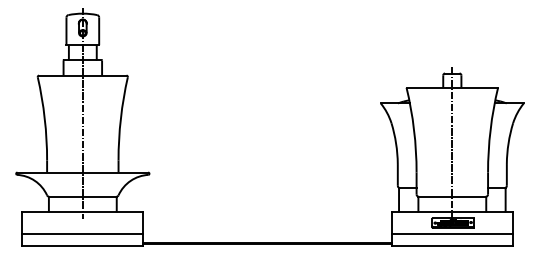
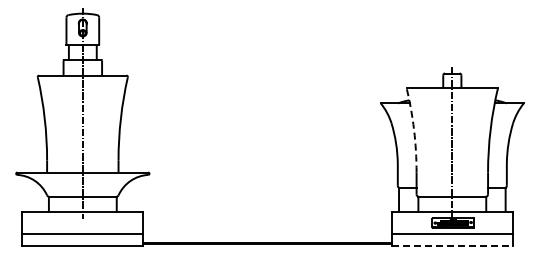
arc: solid -> dashed (414, 129)
line: solid -> dashed (452, 246)
